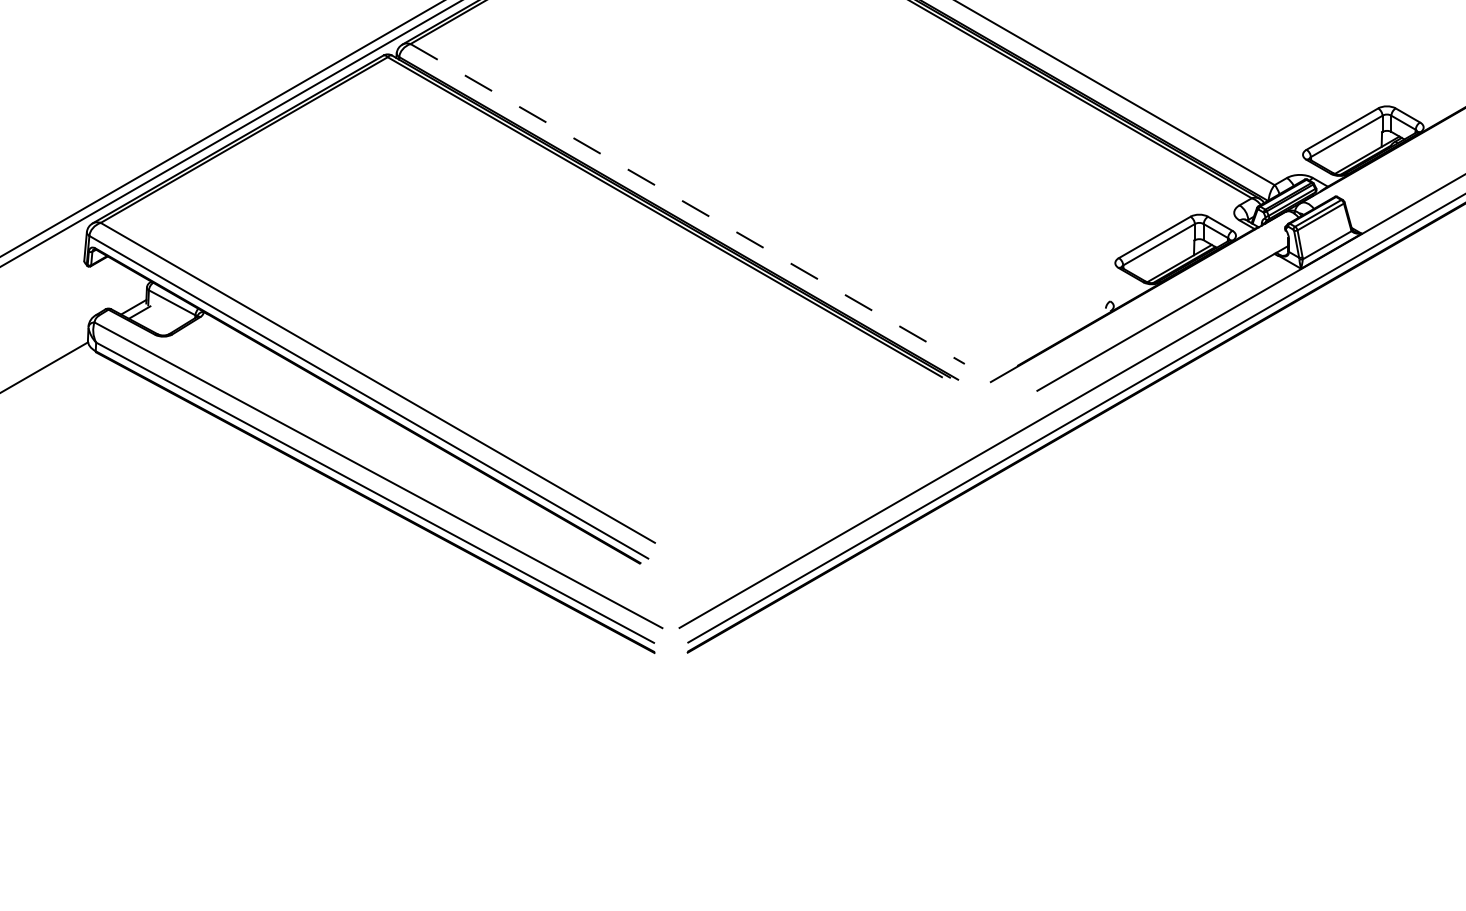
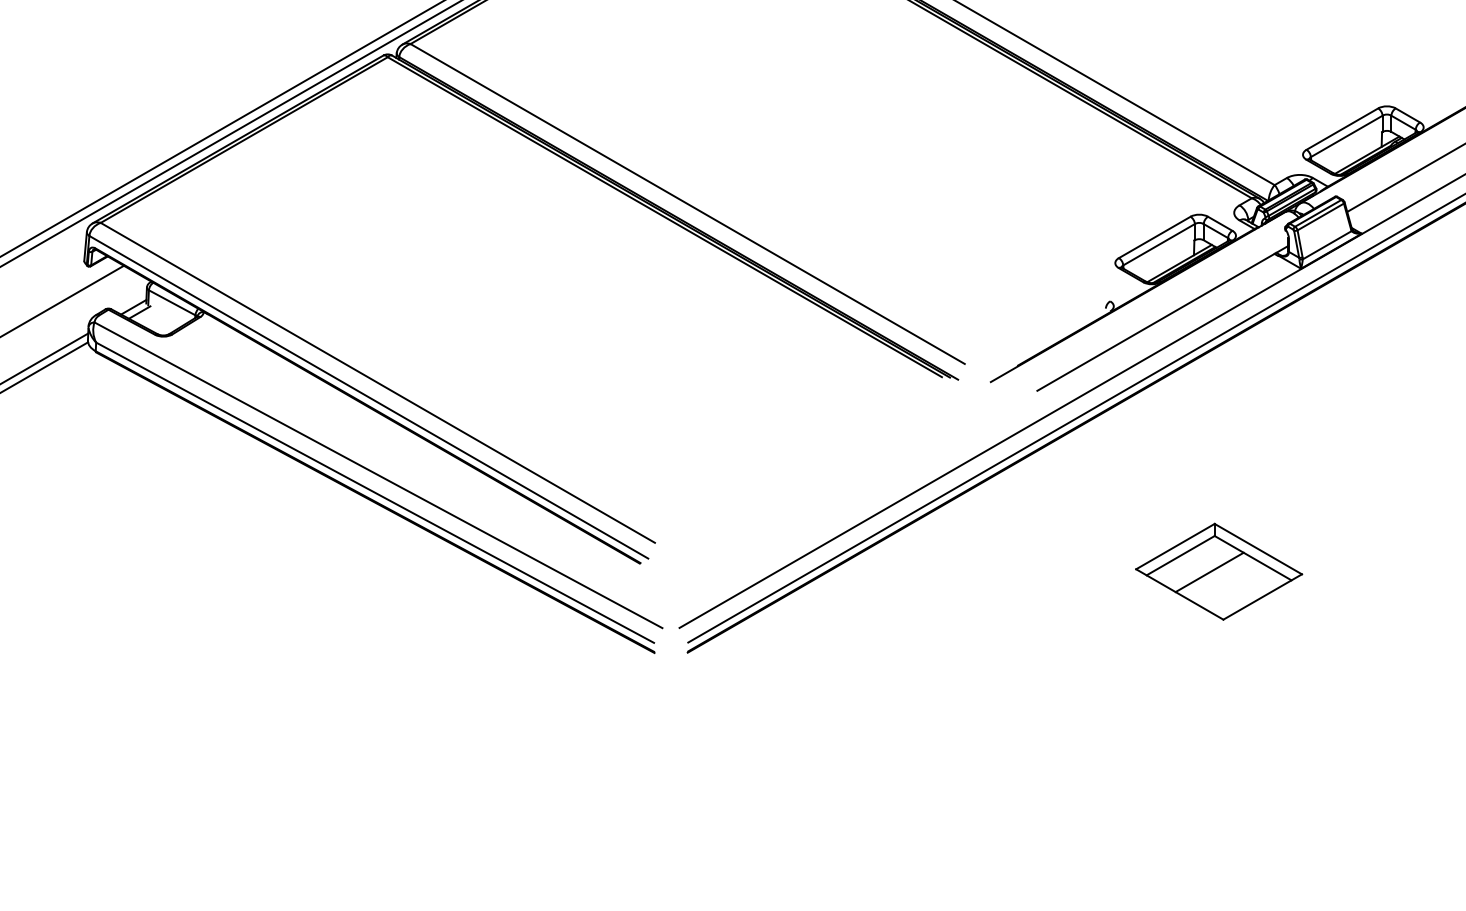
line: none -> present (1404, 178)
line: dashed -> solid (687, 204)
line: none -> present (62, 300)
line: none -> present (45, 358)
part: none -> present (1219, 571)
